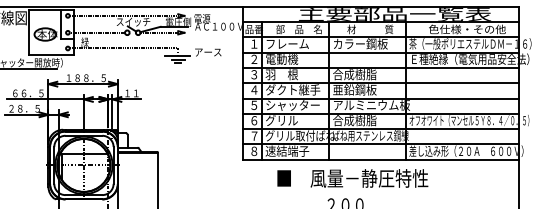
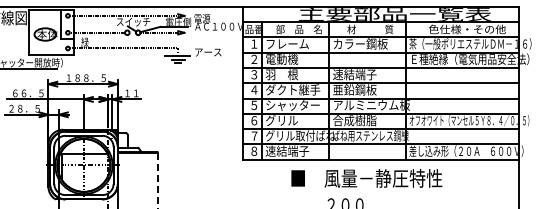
text: 合成樹脂 -> 速結端子 (354, 74)
text position: (352, 178) -> (366, 178) (366, 178)
line: solid -> dashed (157, 180)
